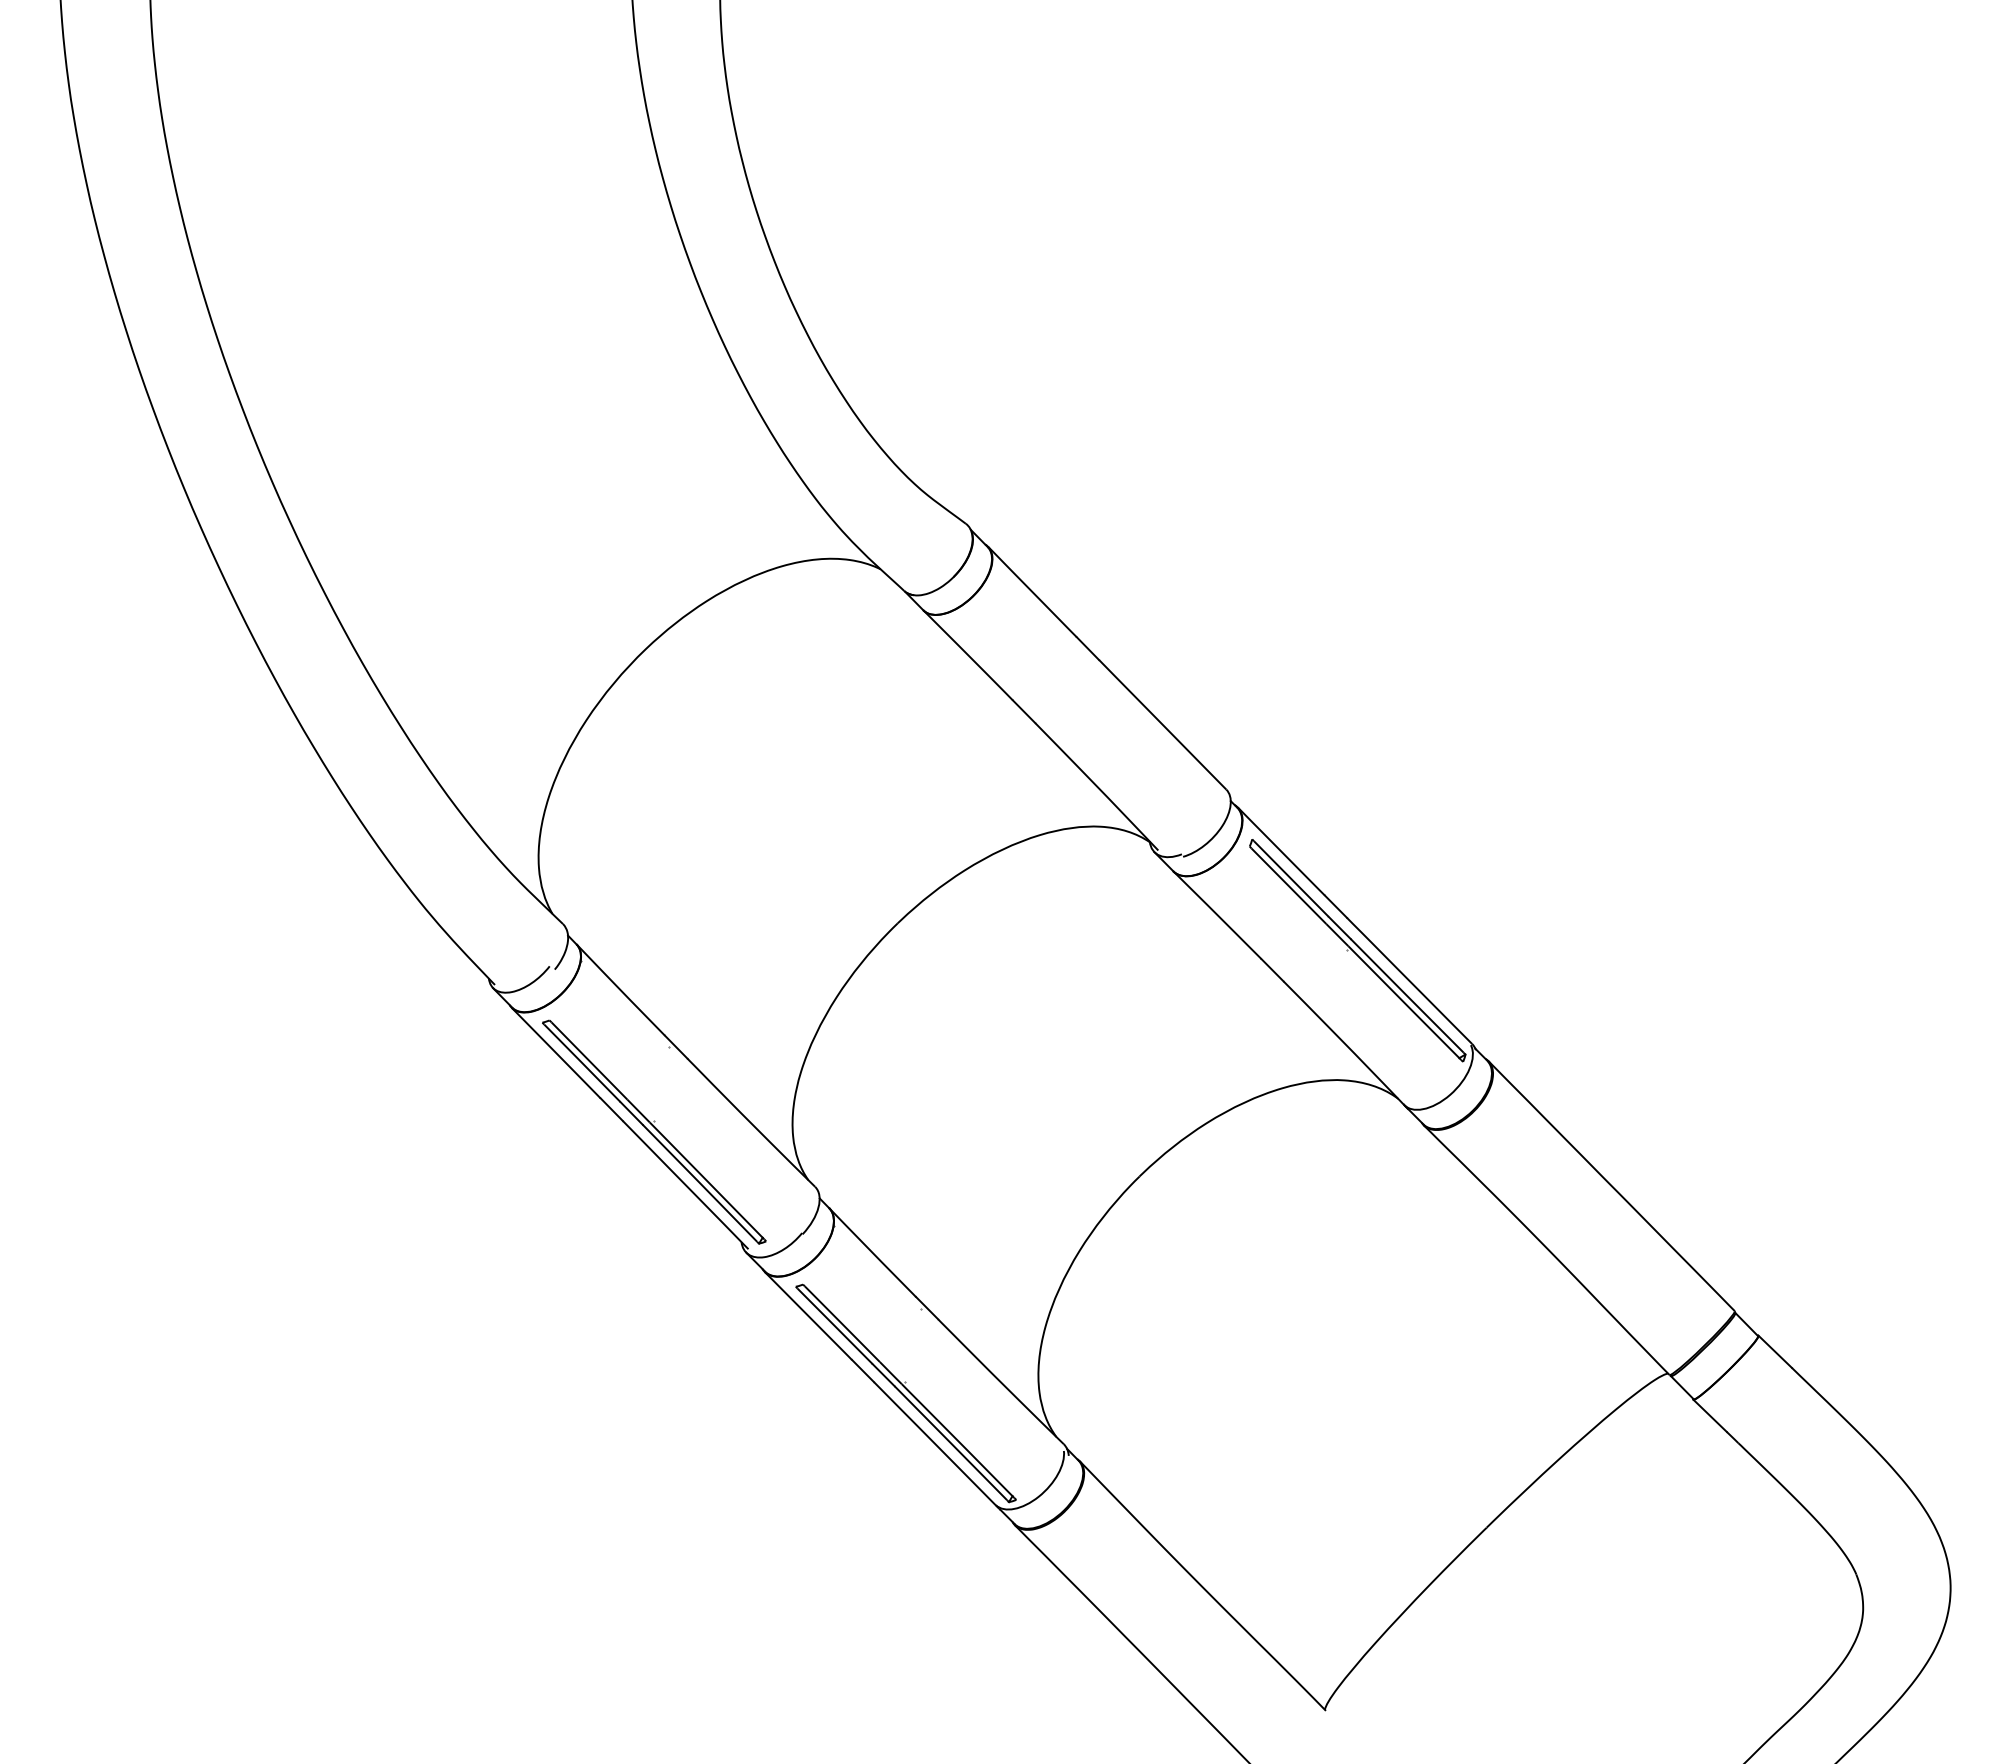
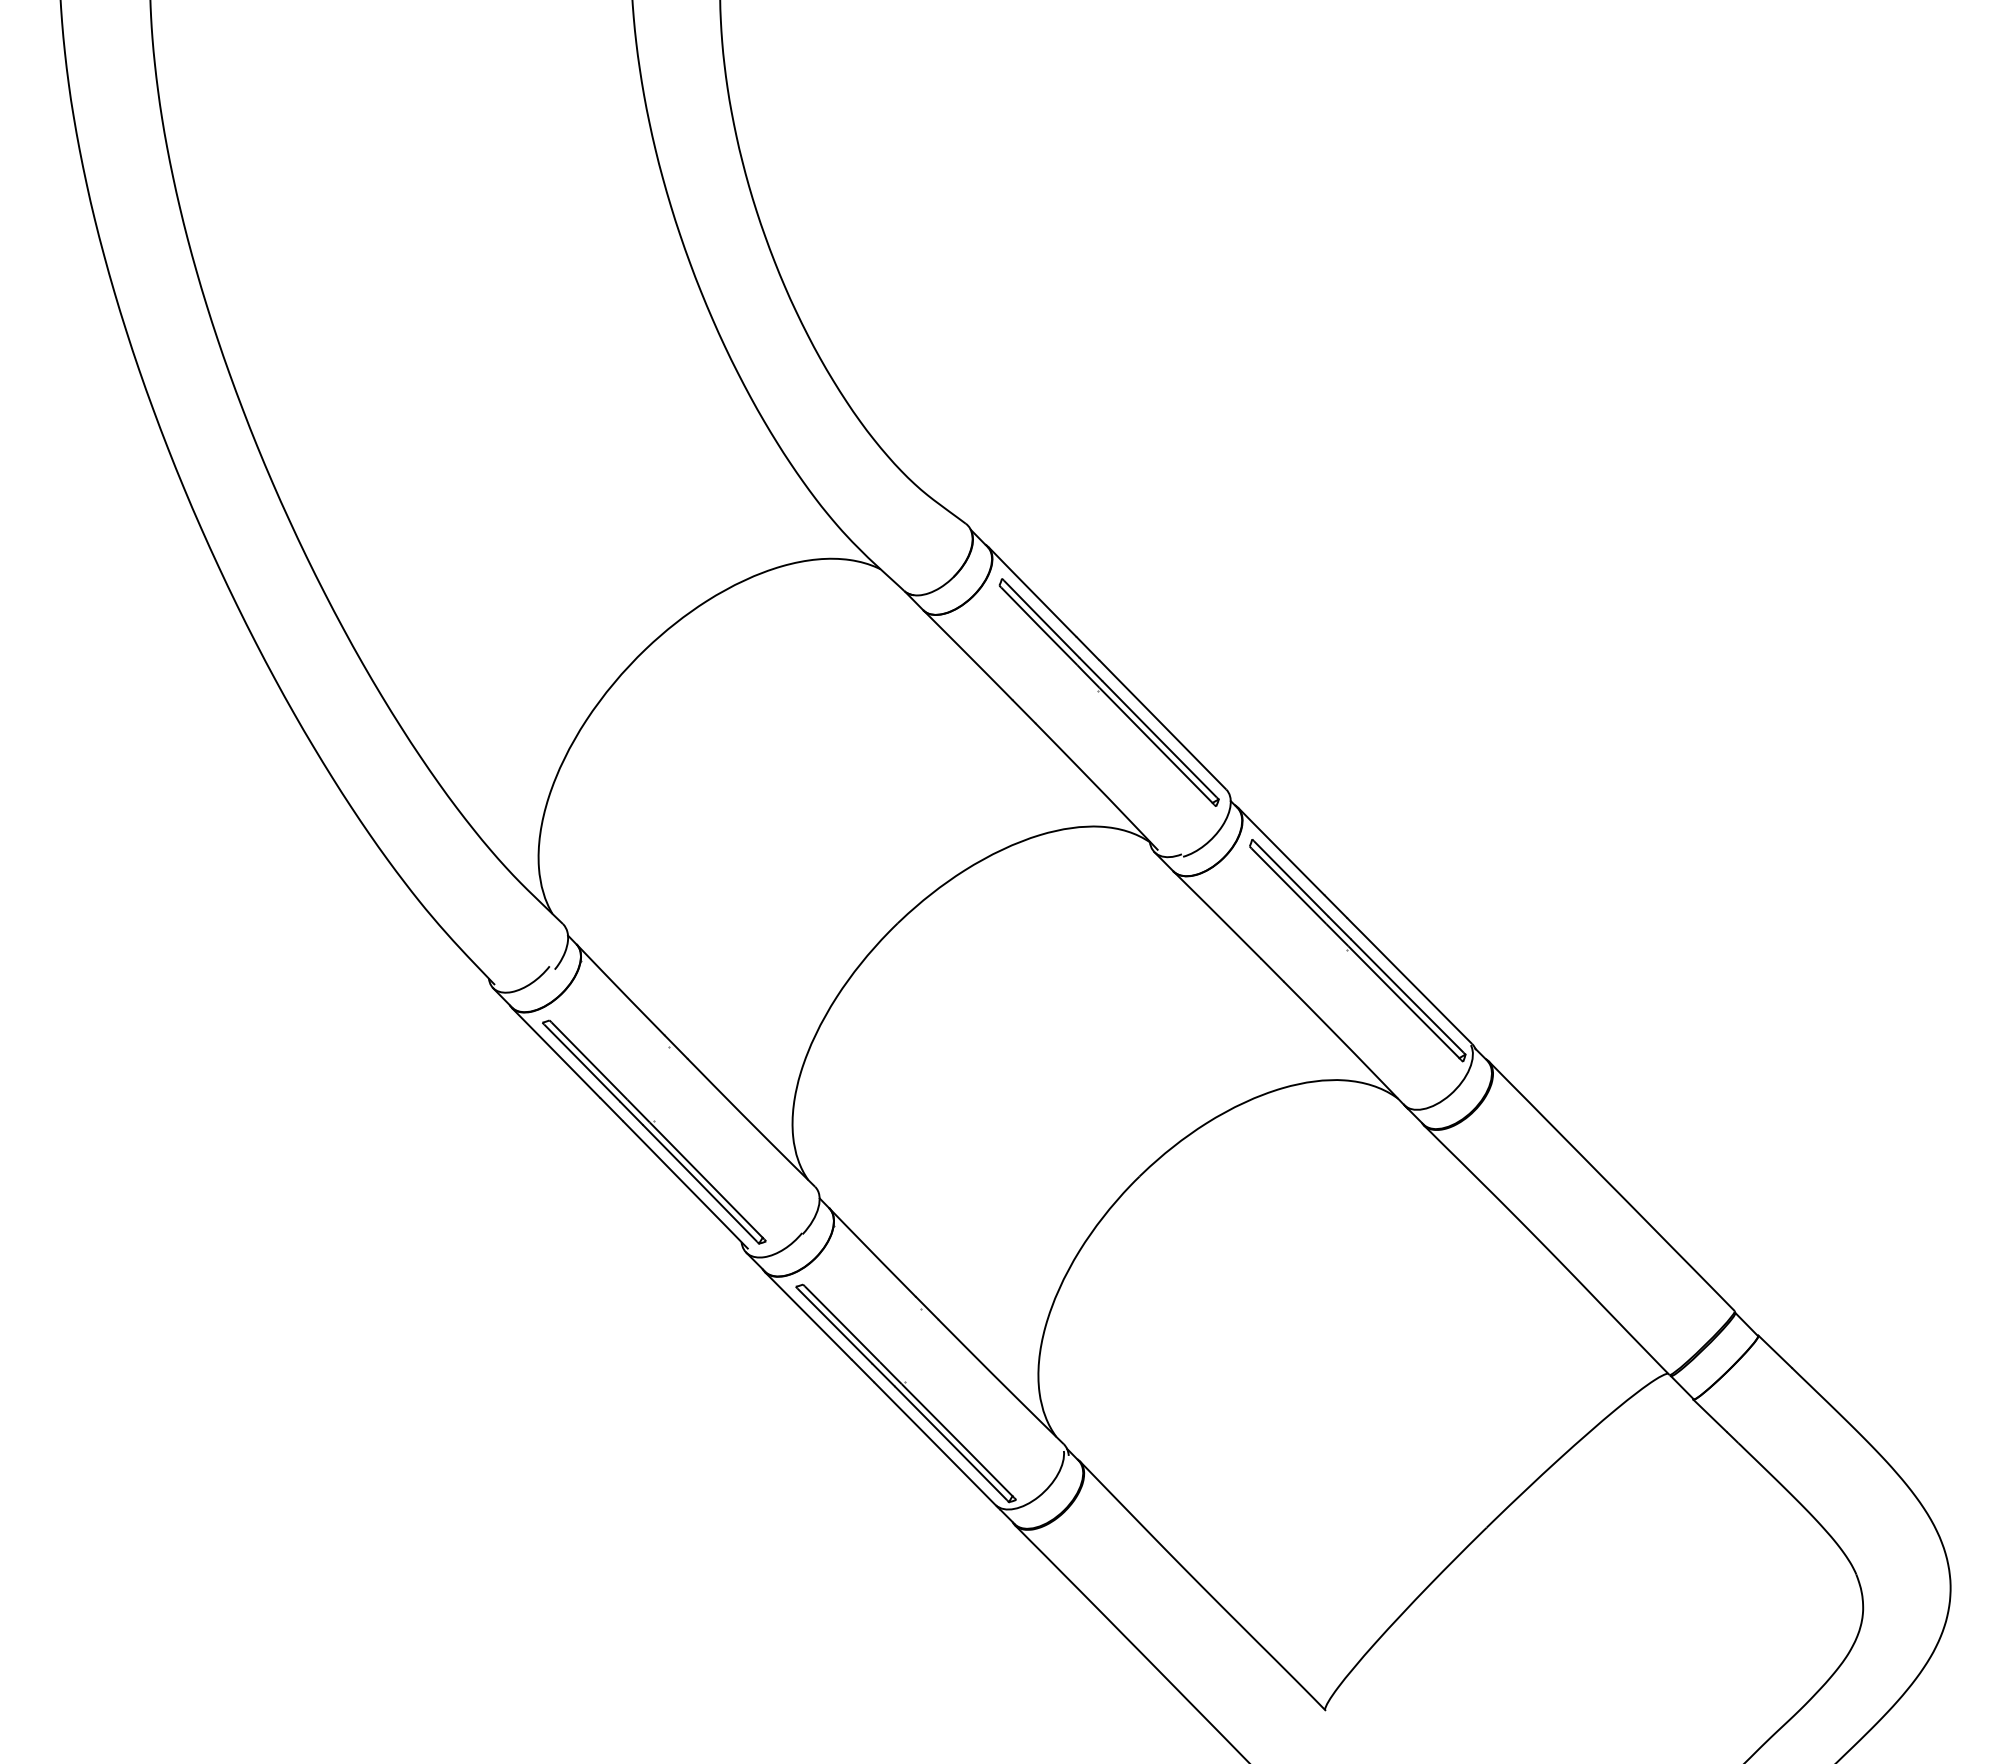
part: none -> present (1108, 692)
